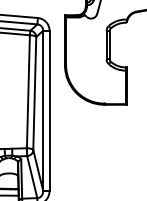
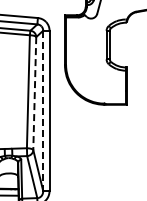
line: solid -> dashed (34, 93)
line: solid -> dashed (43, 111)
